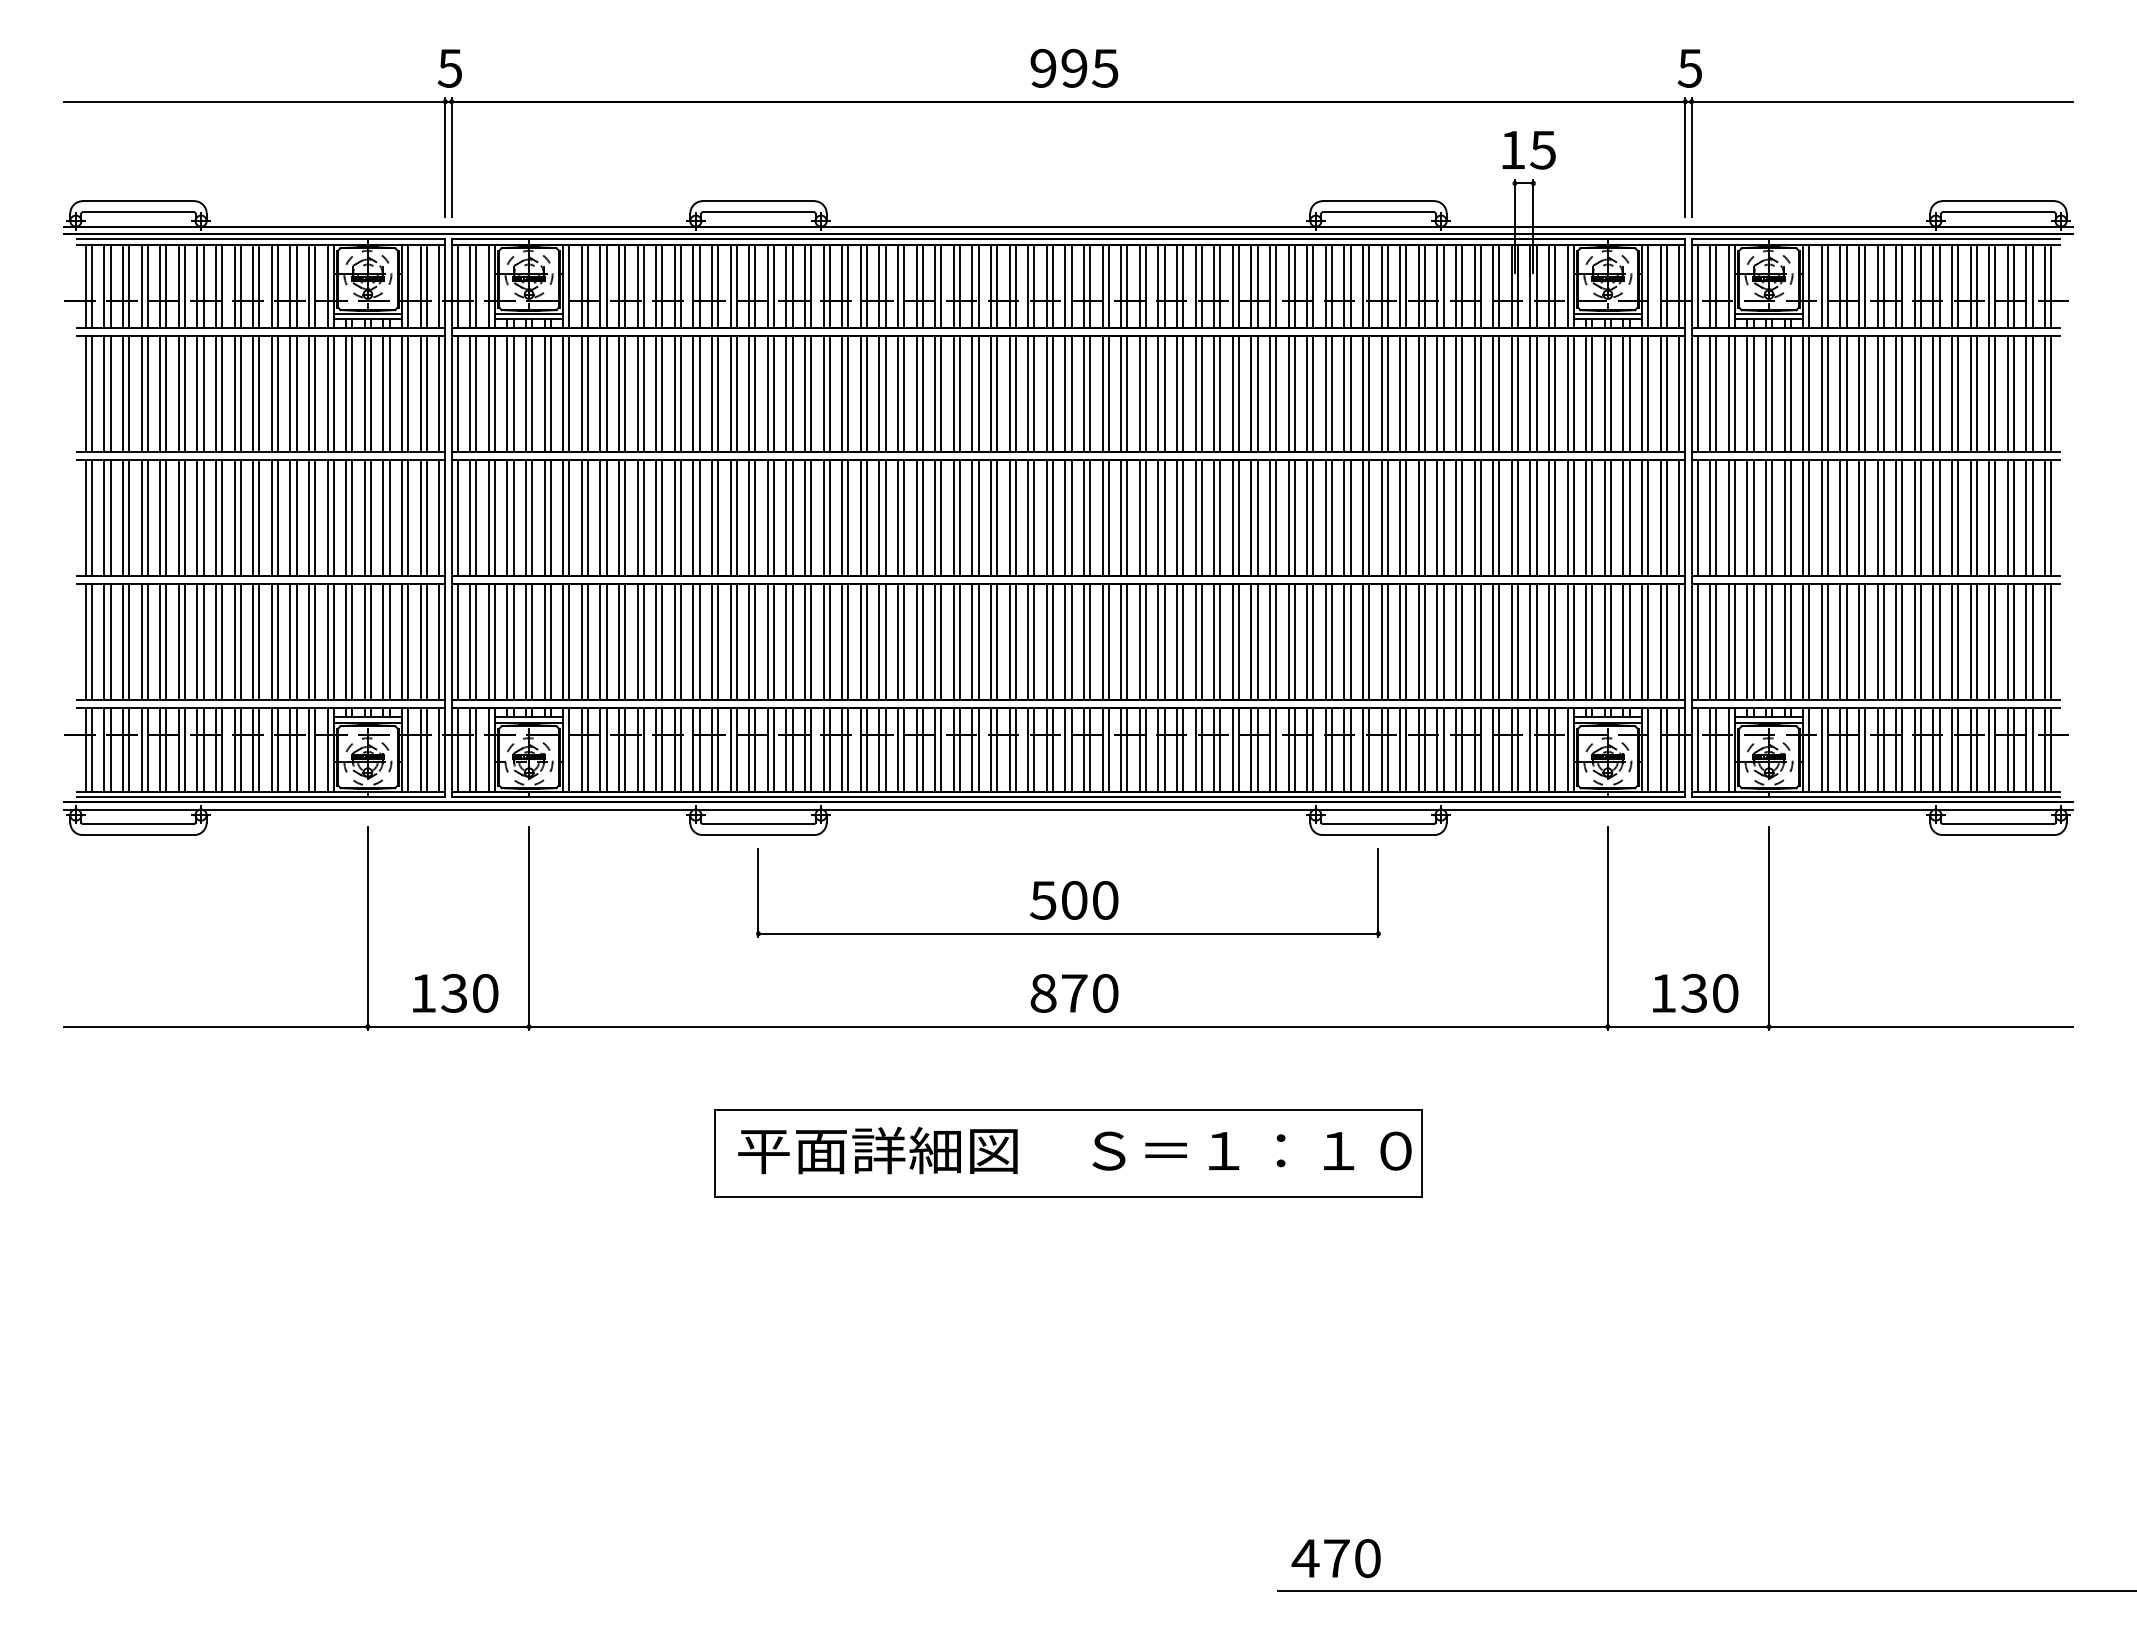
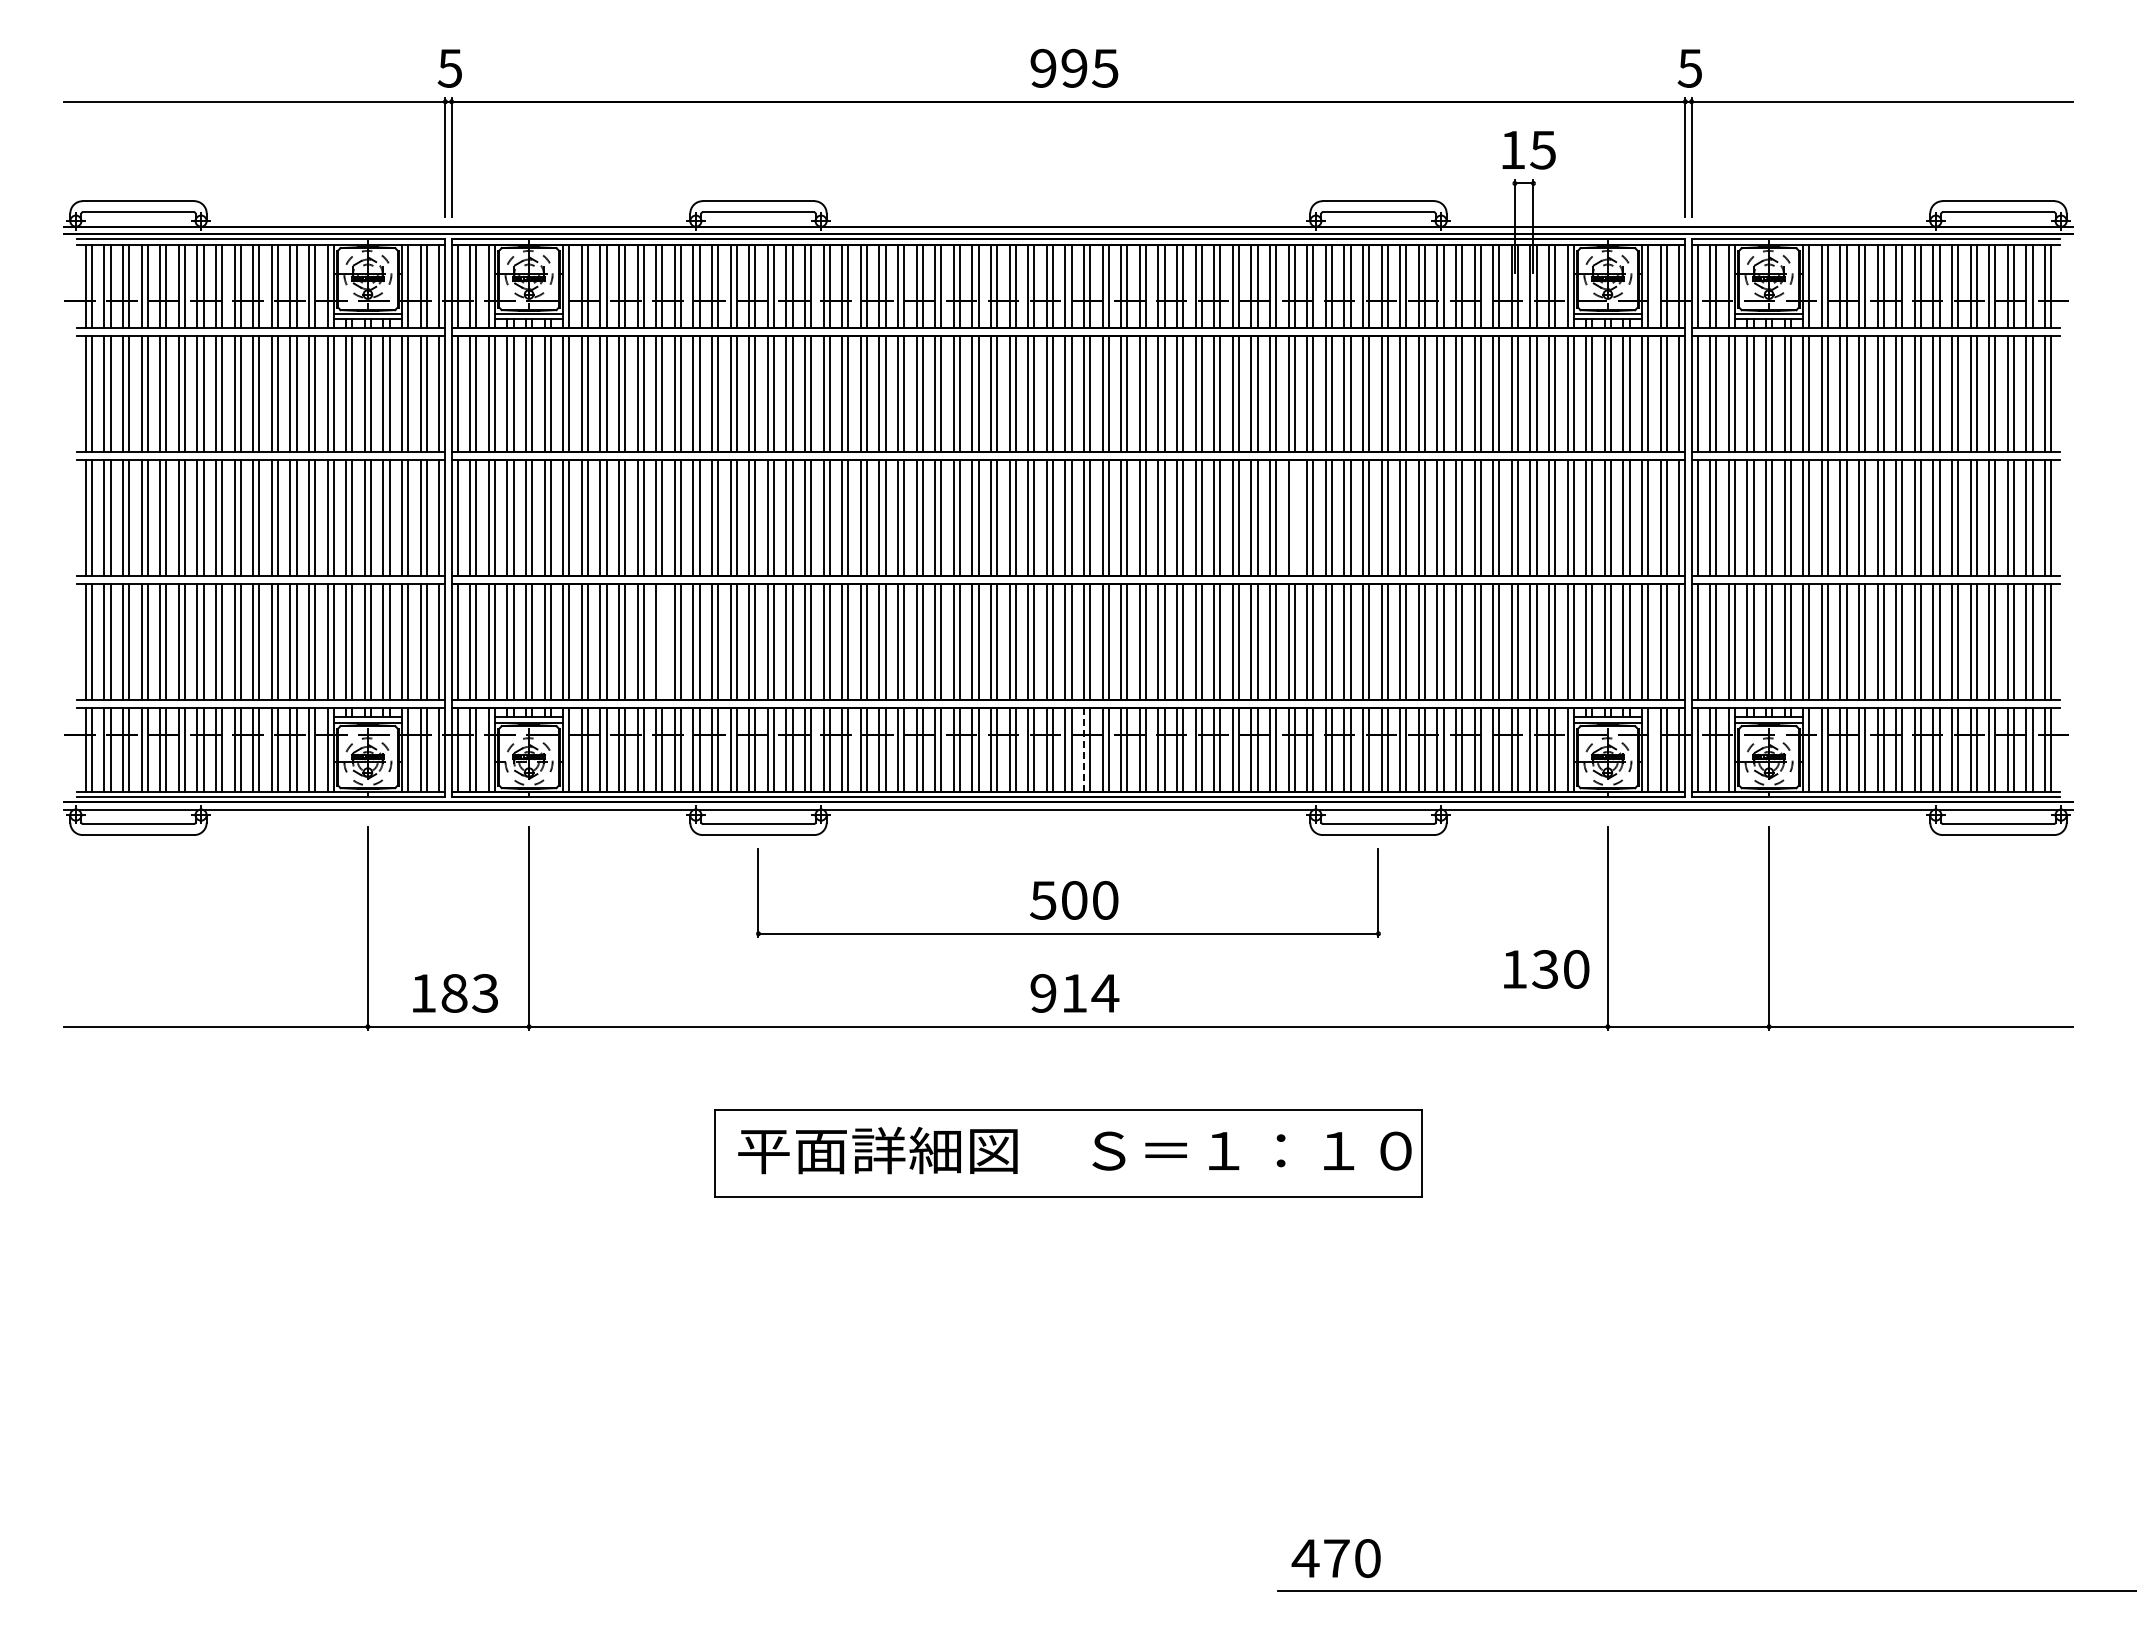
line: present -> none (1294, 517)
line: present -> none (662, 641)
line: solid -> dashed (1084, 749)
text: 130 -> 183 (469, 993)
text: 870 -> 914 (1074, 993)
text position: (1695, 993) -> (1546, 969) (1546, 969)
